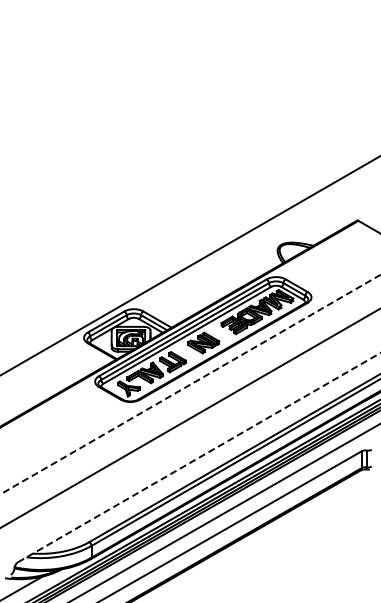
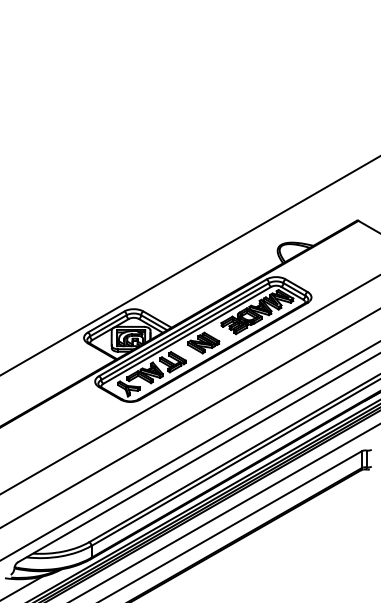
line: dashed -> solid (190, 384)
line: none -> present (189, 450)
line: dashed -> solid (199, 457)
